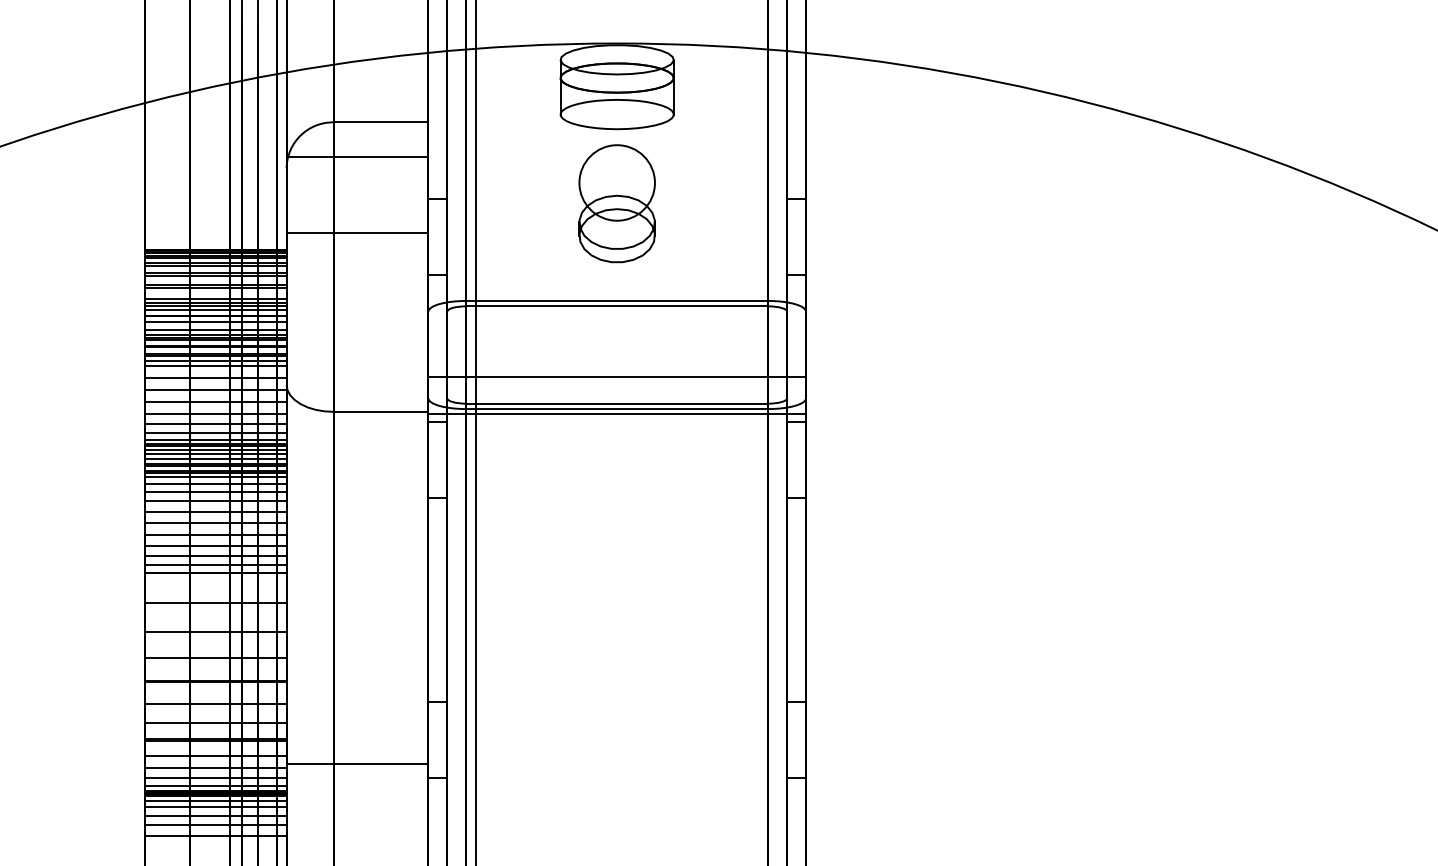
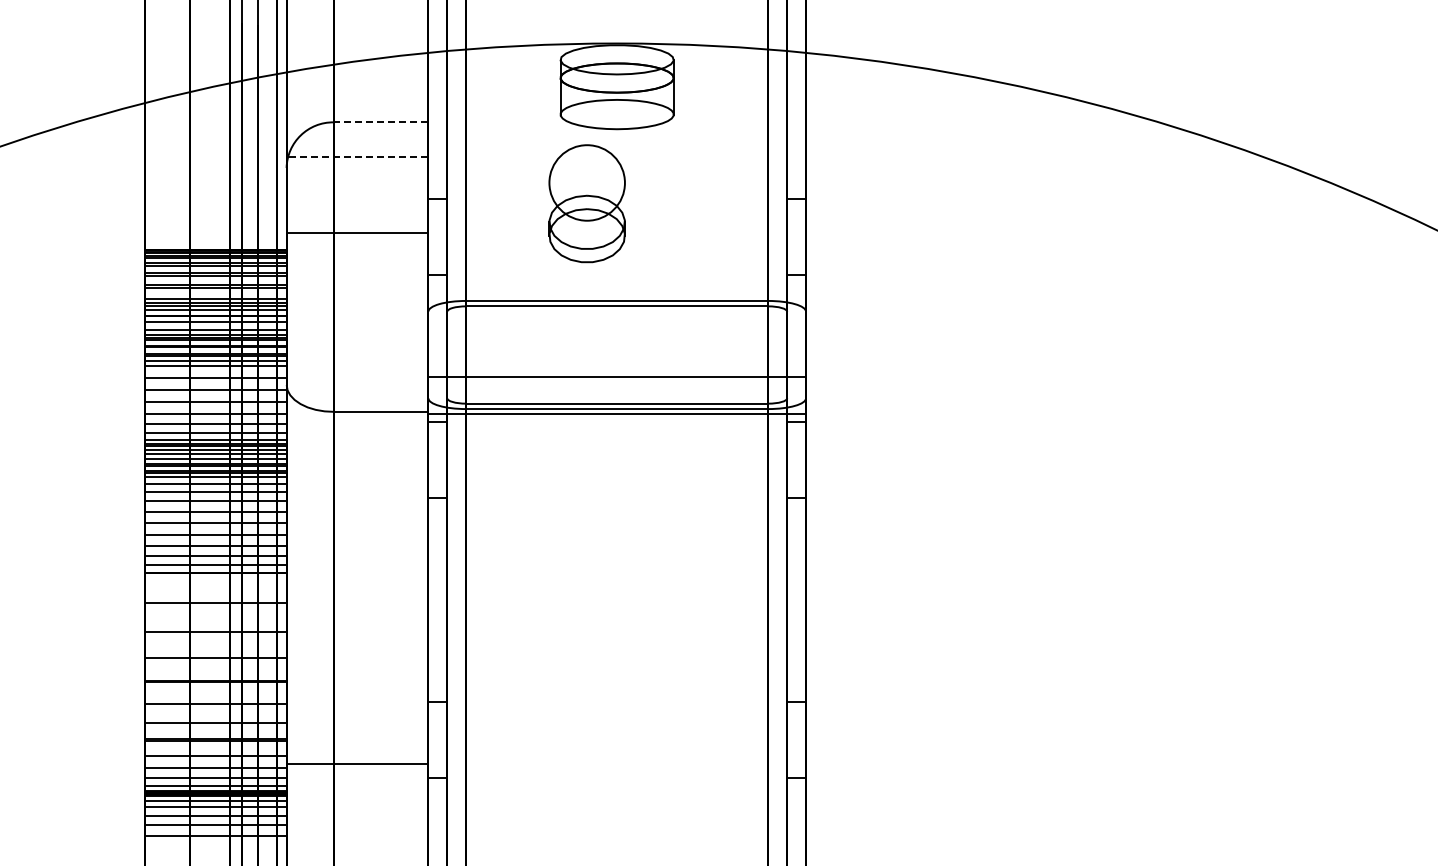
line: solid -> dashed (380, 122)
line: solid -> dashed (357, 157)
part position: (616, 203) -> (586, 203) (586, 203)
line: present -> none (475, 432)
